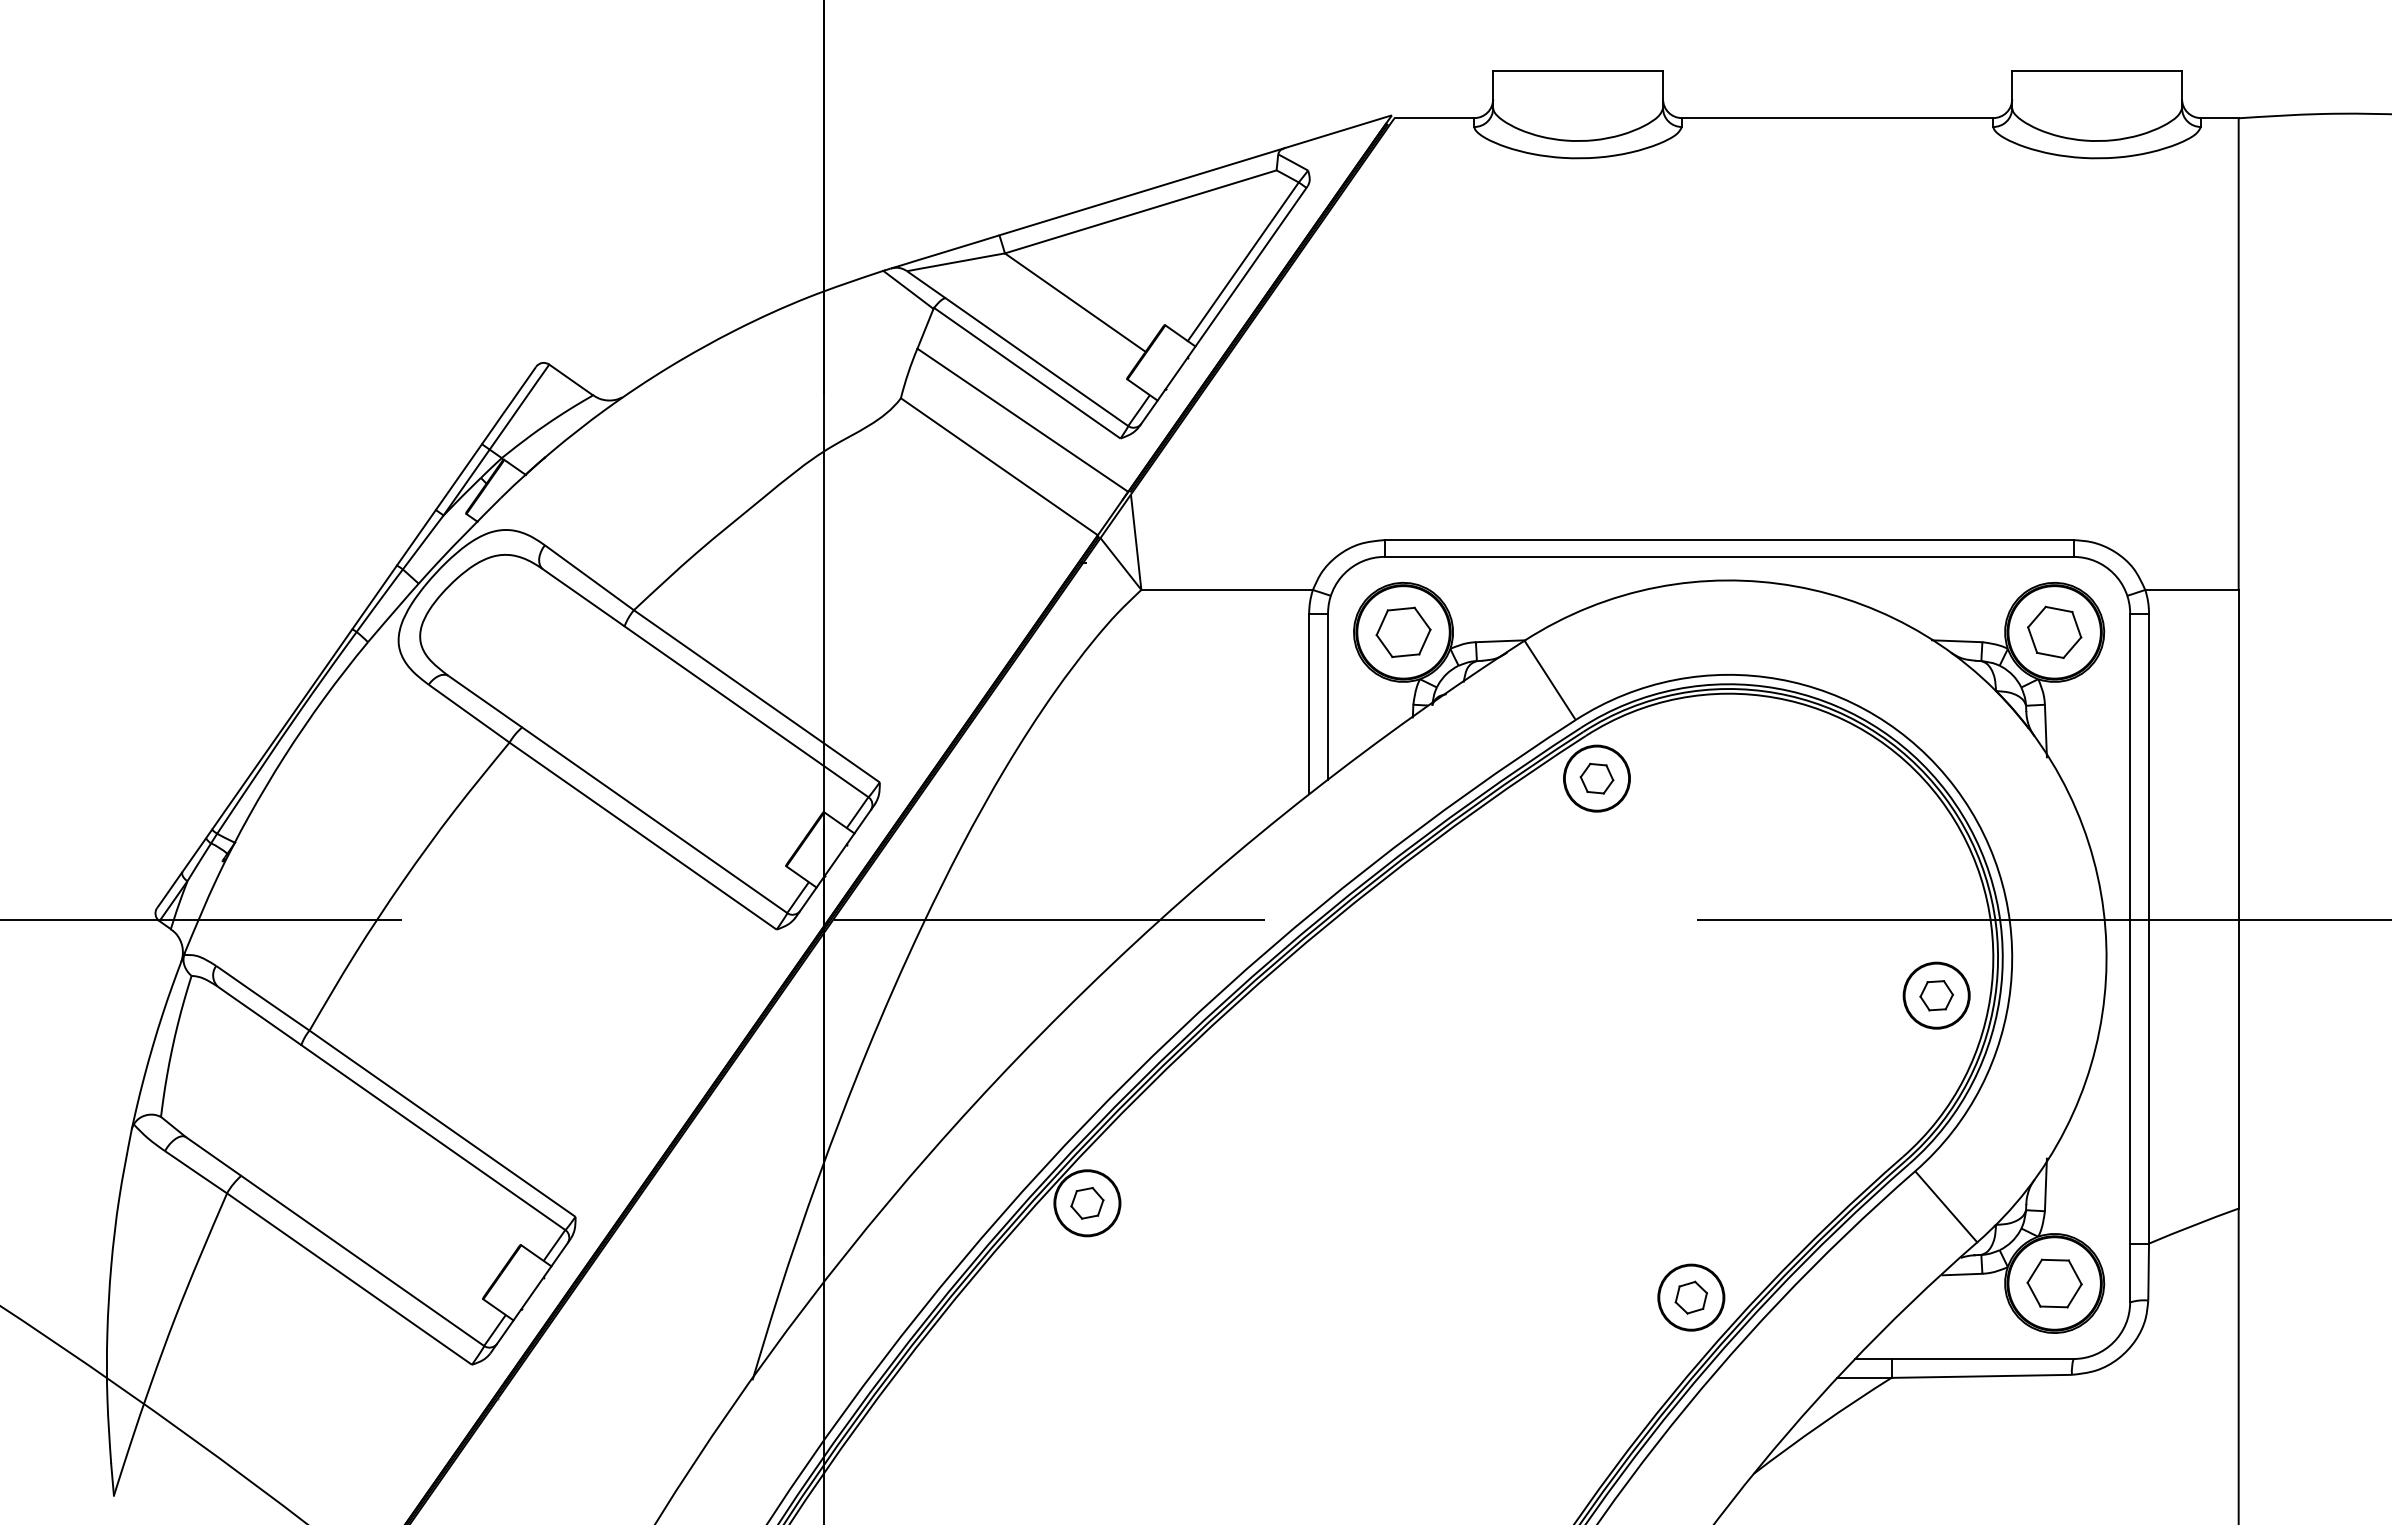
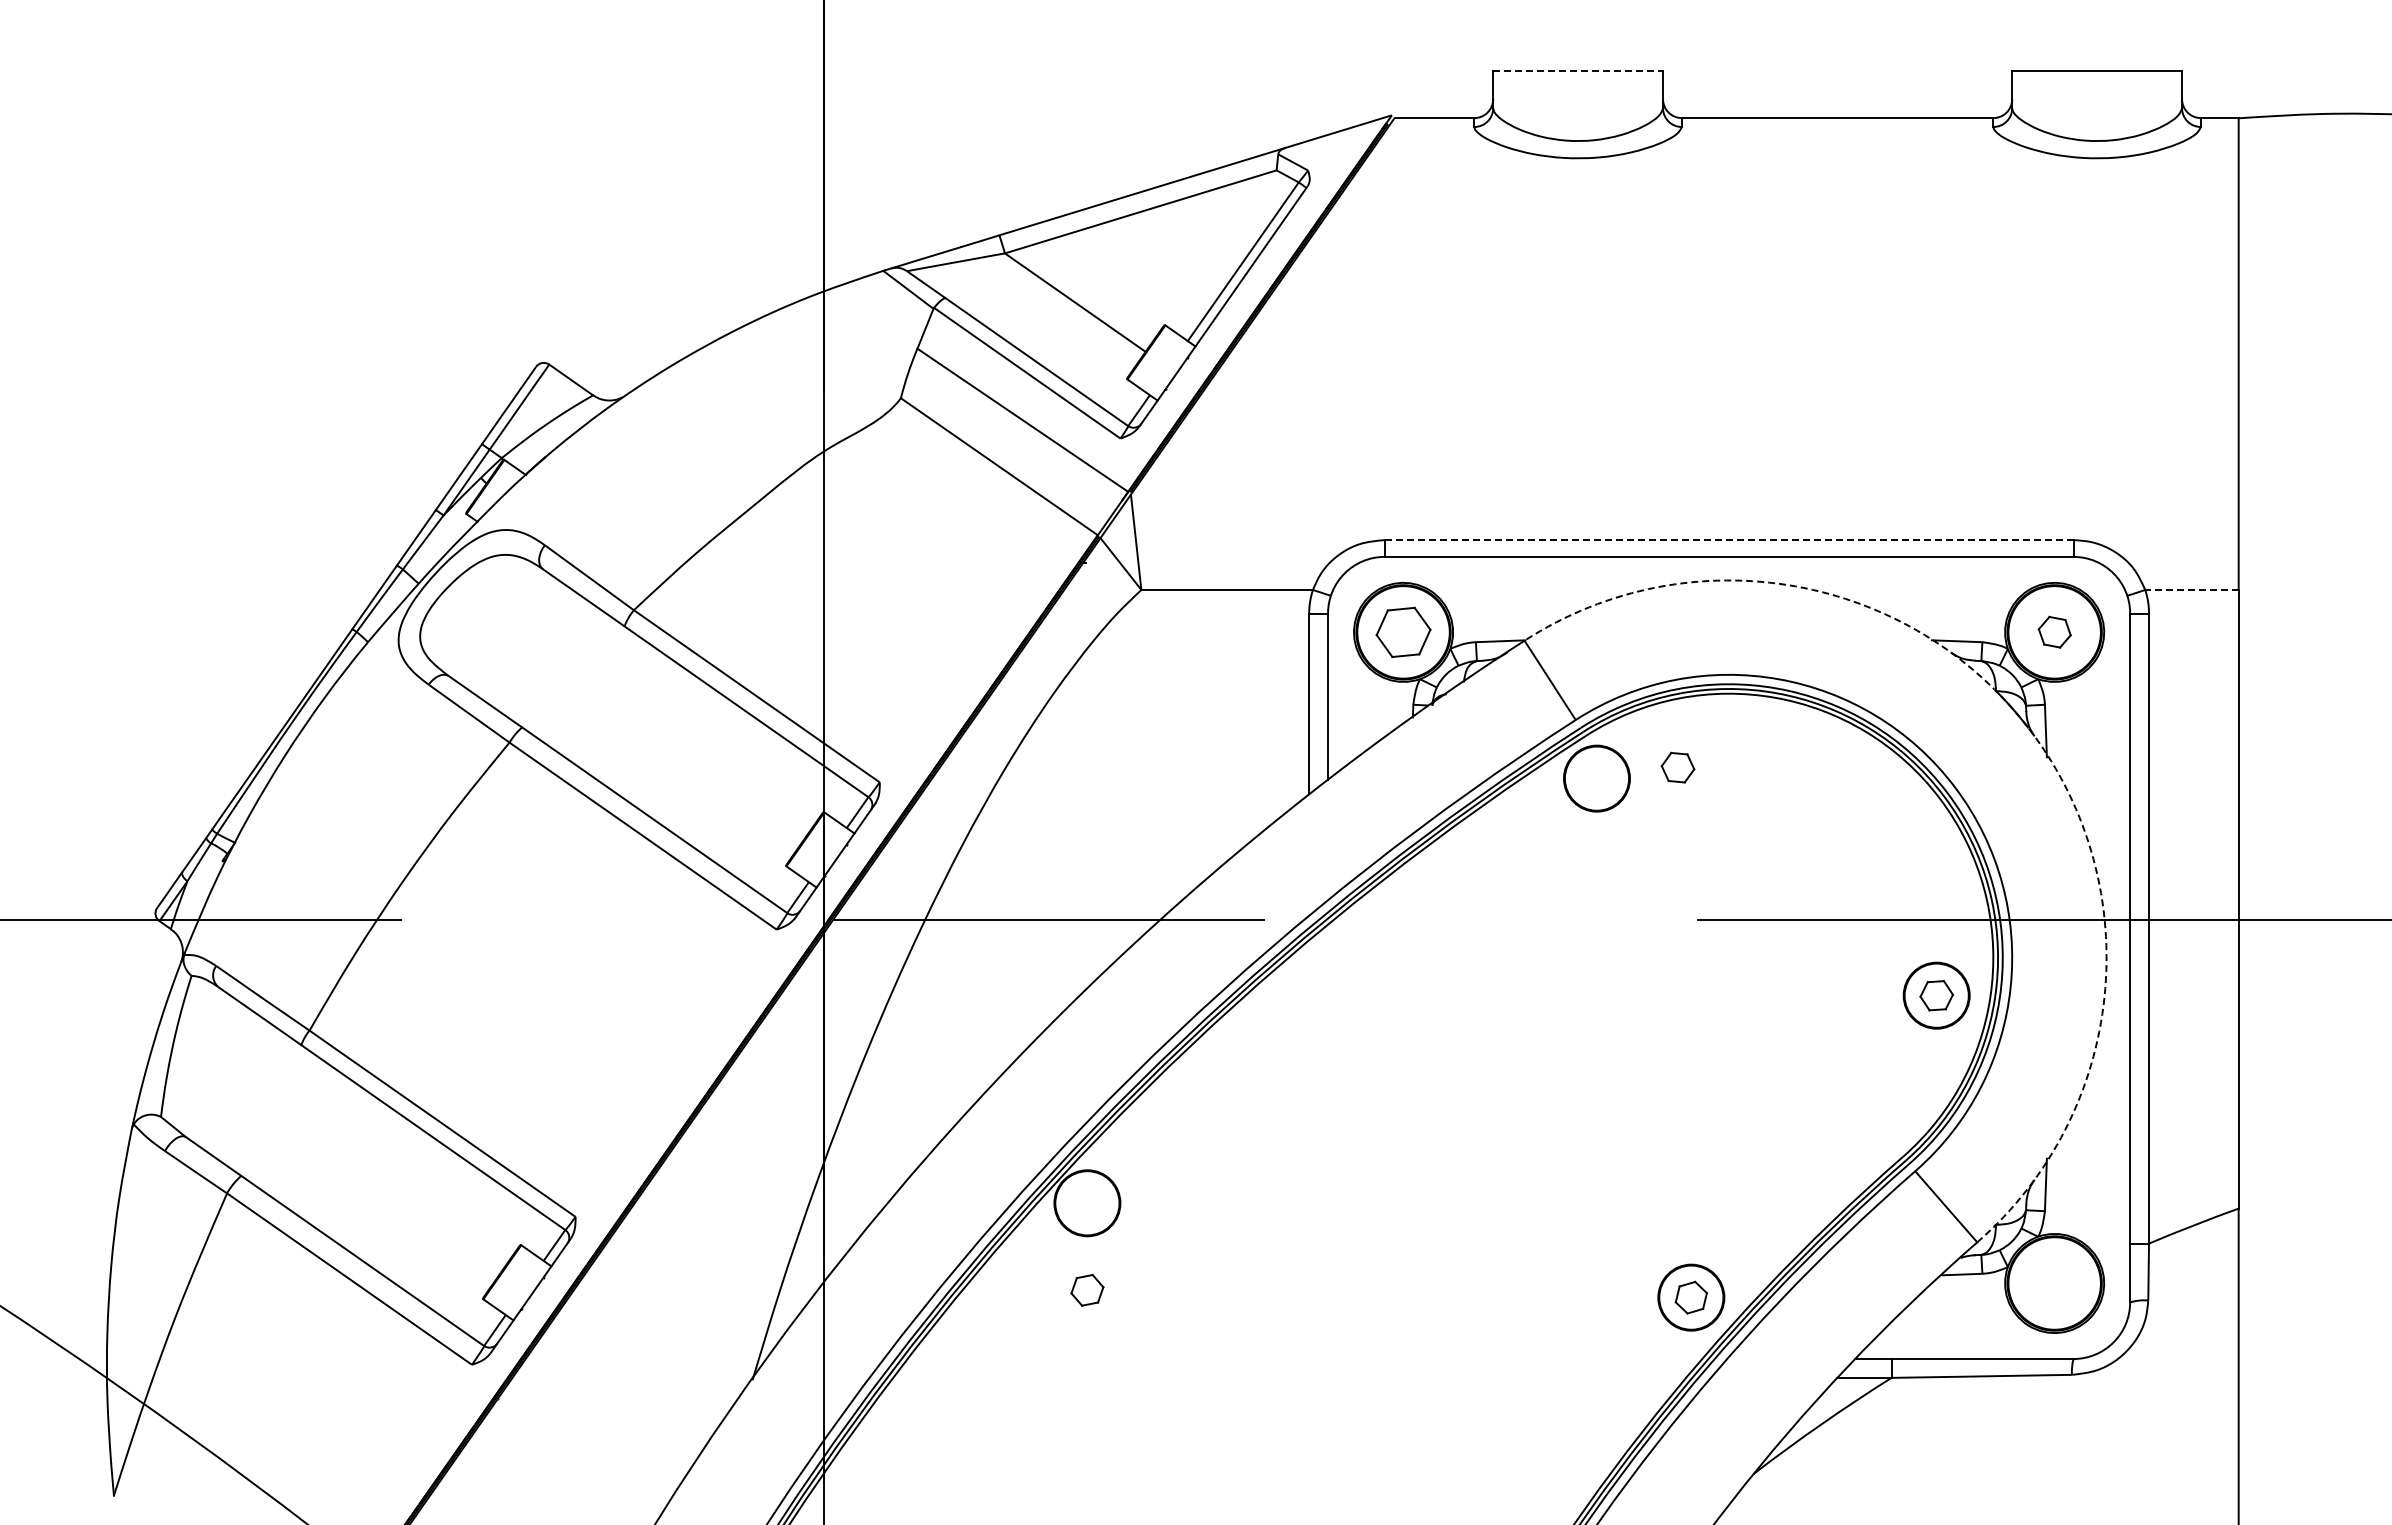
line: solid -> dashed (1578, 70)
line: solid -> dashed (1729, 540)
line: solid -> dashed (2191, 589)
part size: 56x54 px -> 35x34 px (2054, 631)
arc: solid -> dashed (2030, 731)
part position: (1596, 778) -> (1677, 767) (1677, 767)
part position: (1087, 1203) -> (1087, 1290) (1087, 1290)
part: present -> none (2054, 1283)
